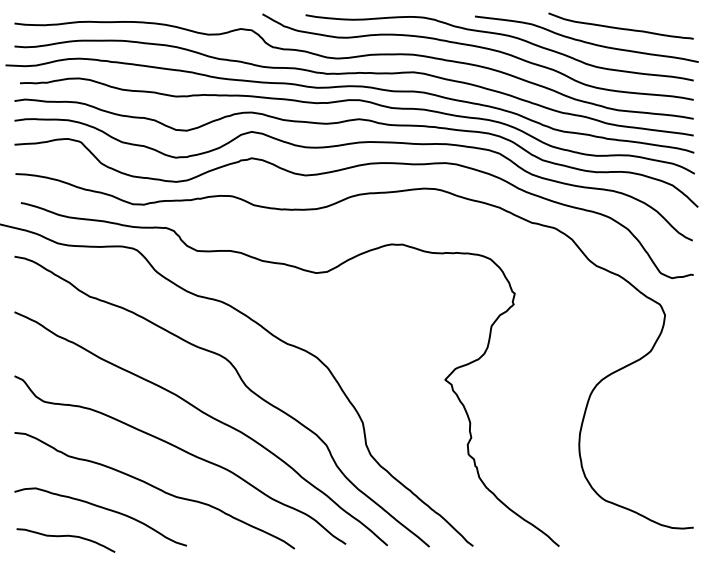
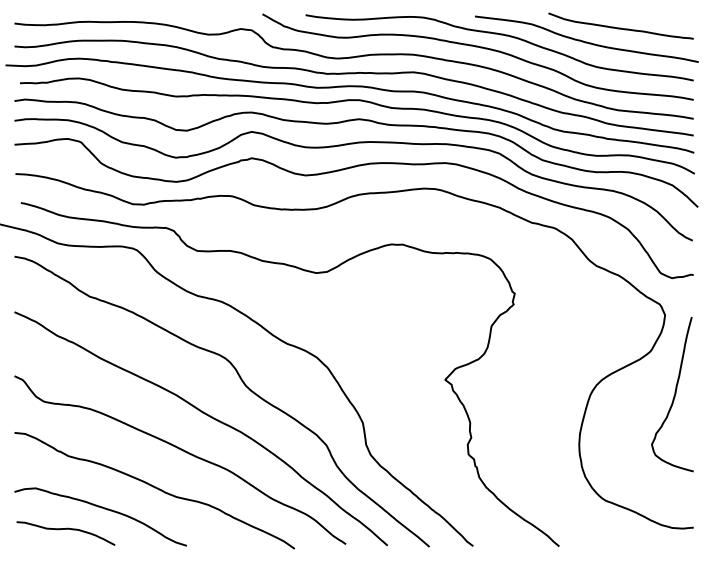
curve: none -> present (673, 395)
curve position: (65, 536) -> (65, 529) (65, 529)
